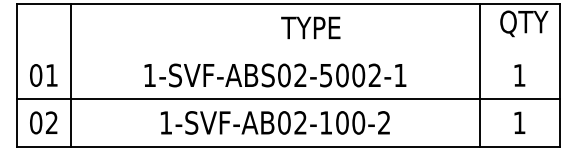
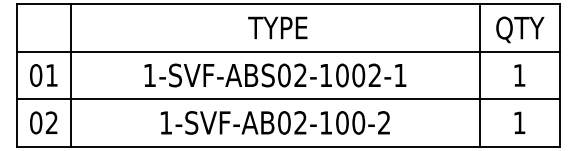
text position: (524, 23) -> (520, 29) (520, 29)
text position: (310, 27) -> (277, 27) (277, 27)
line: none -> present (288, 51)
text: 1-SVF-ABS02-5002-1 -> 1-SVF-ABS02-1002-1 (326, 75)
